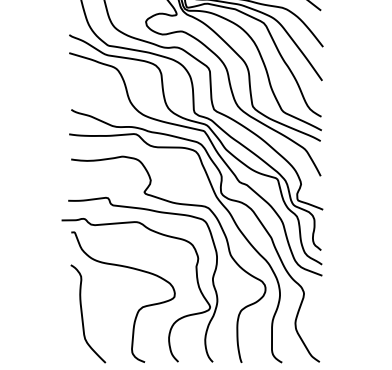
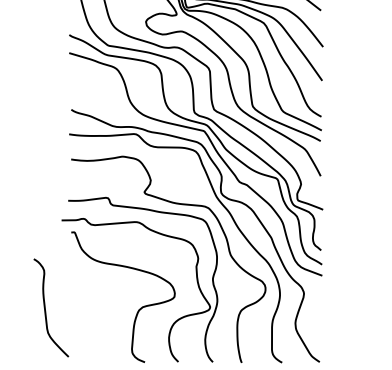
curve position: (82, 313) -> (45, 307) (45, 307)
